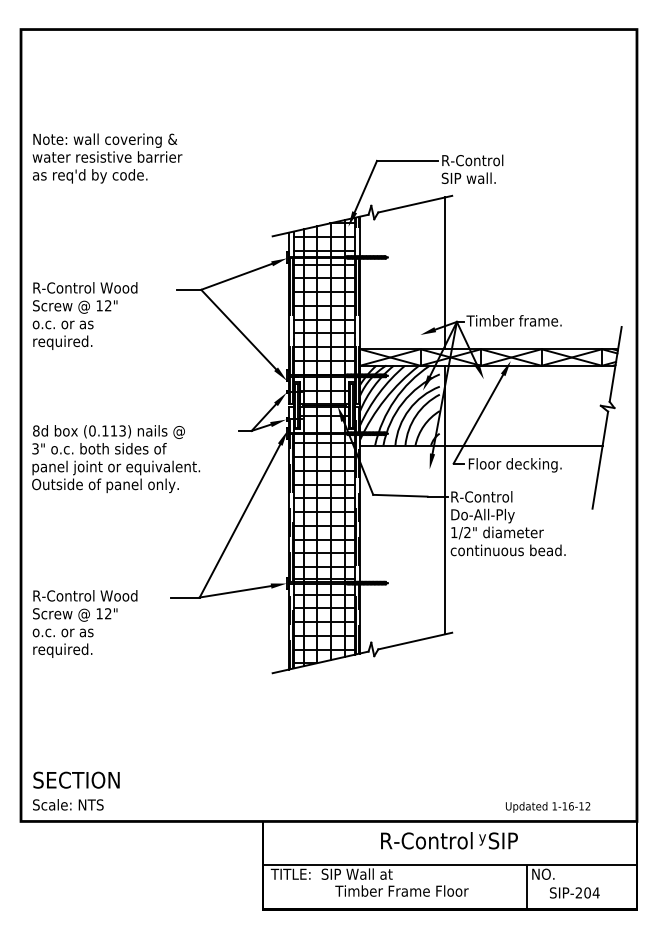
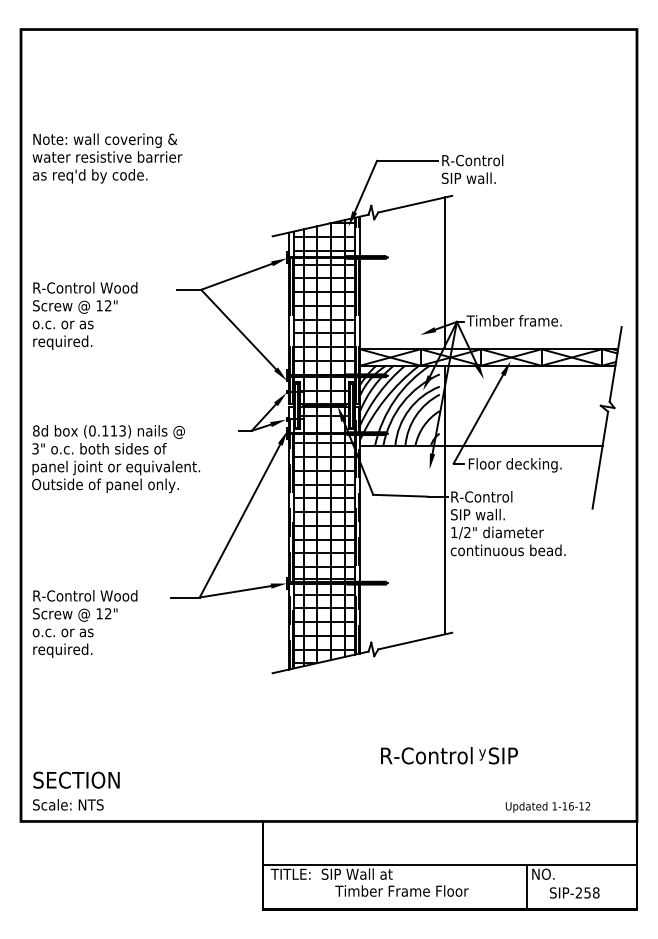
text: Do-All-Ply -> SIP wall. (482, 515)
text position: (449, 840) -> (449, 755) (449, 755)
text: SIP-204 -> SIP-258 (591, 892)
